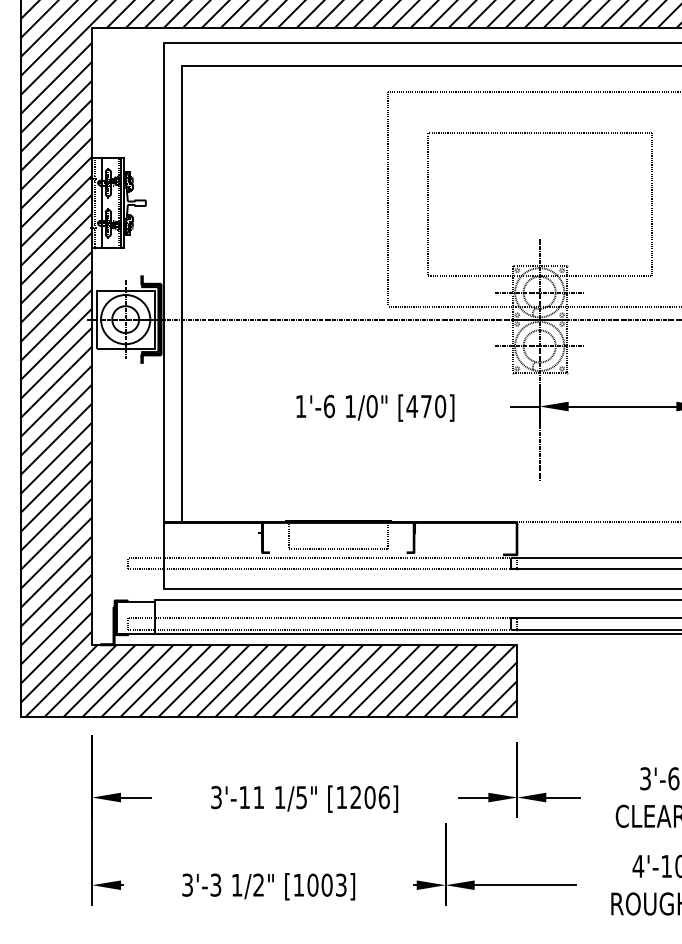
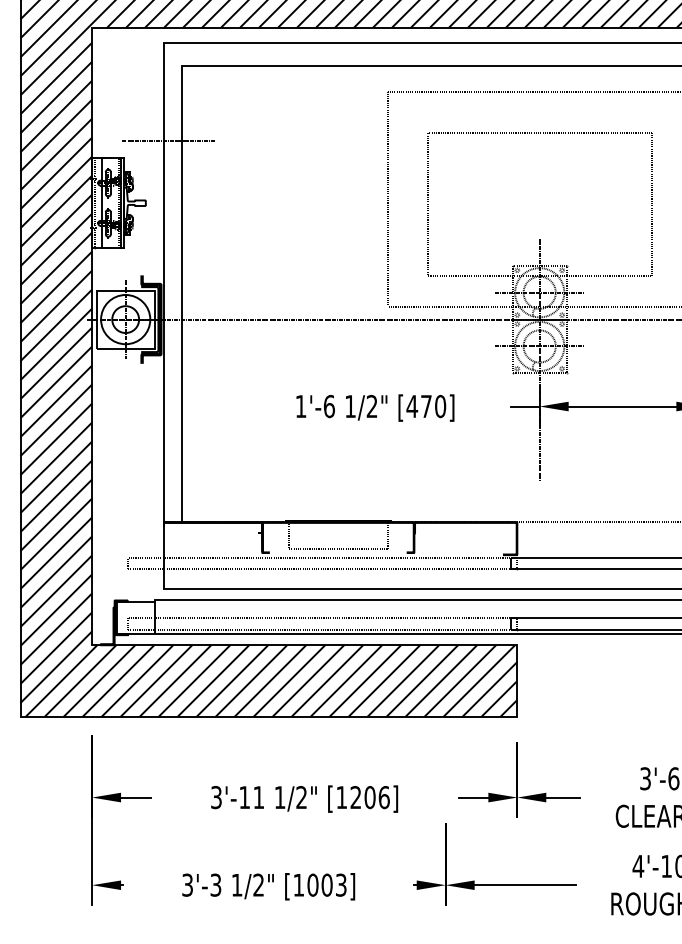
line: none -> present (168, 141)
text: 1/0" -> 1/2" (371, 406)
text: 1/5" -> 1/2" (301, 797)
